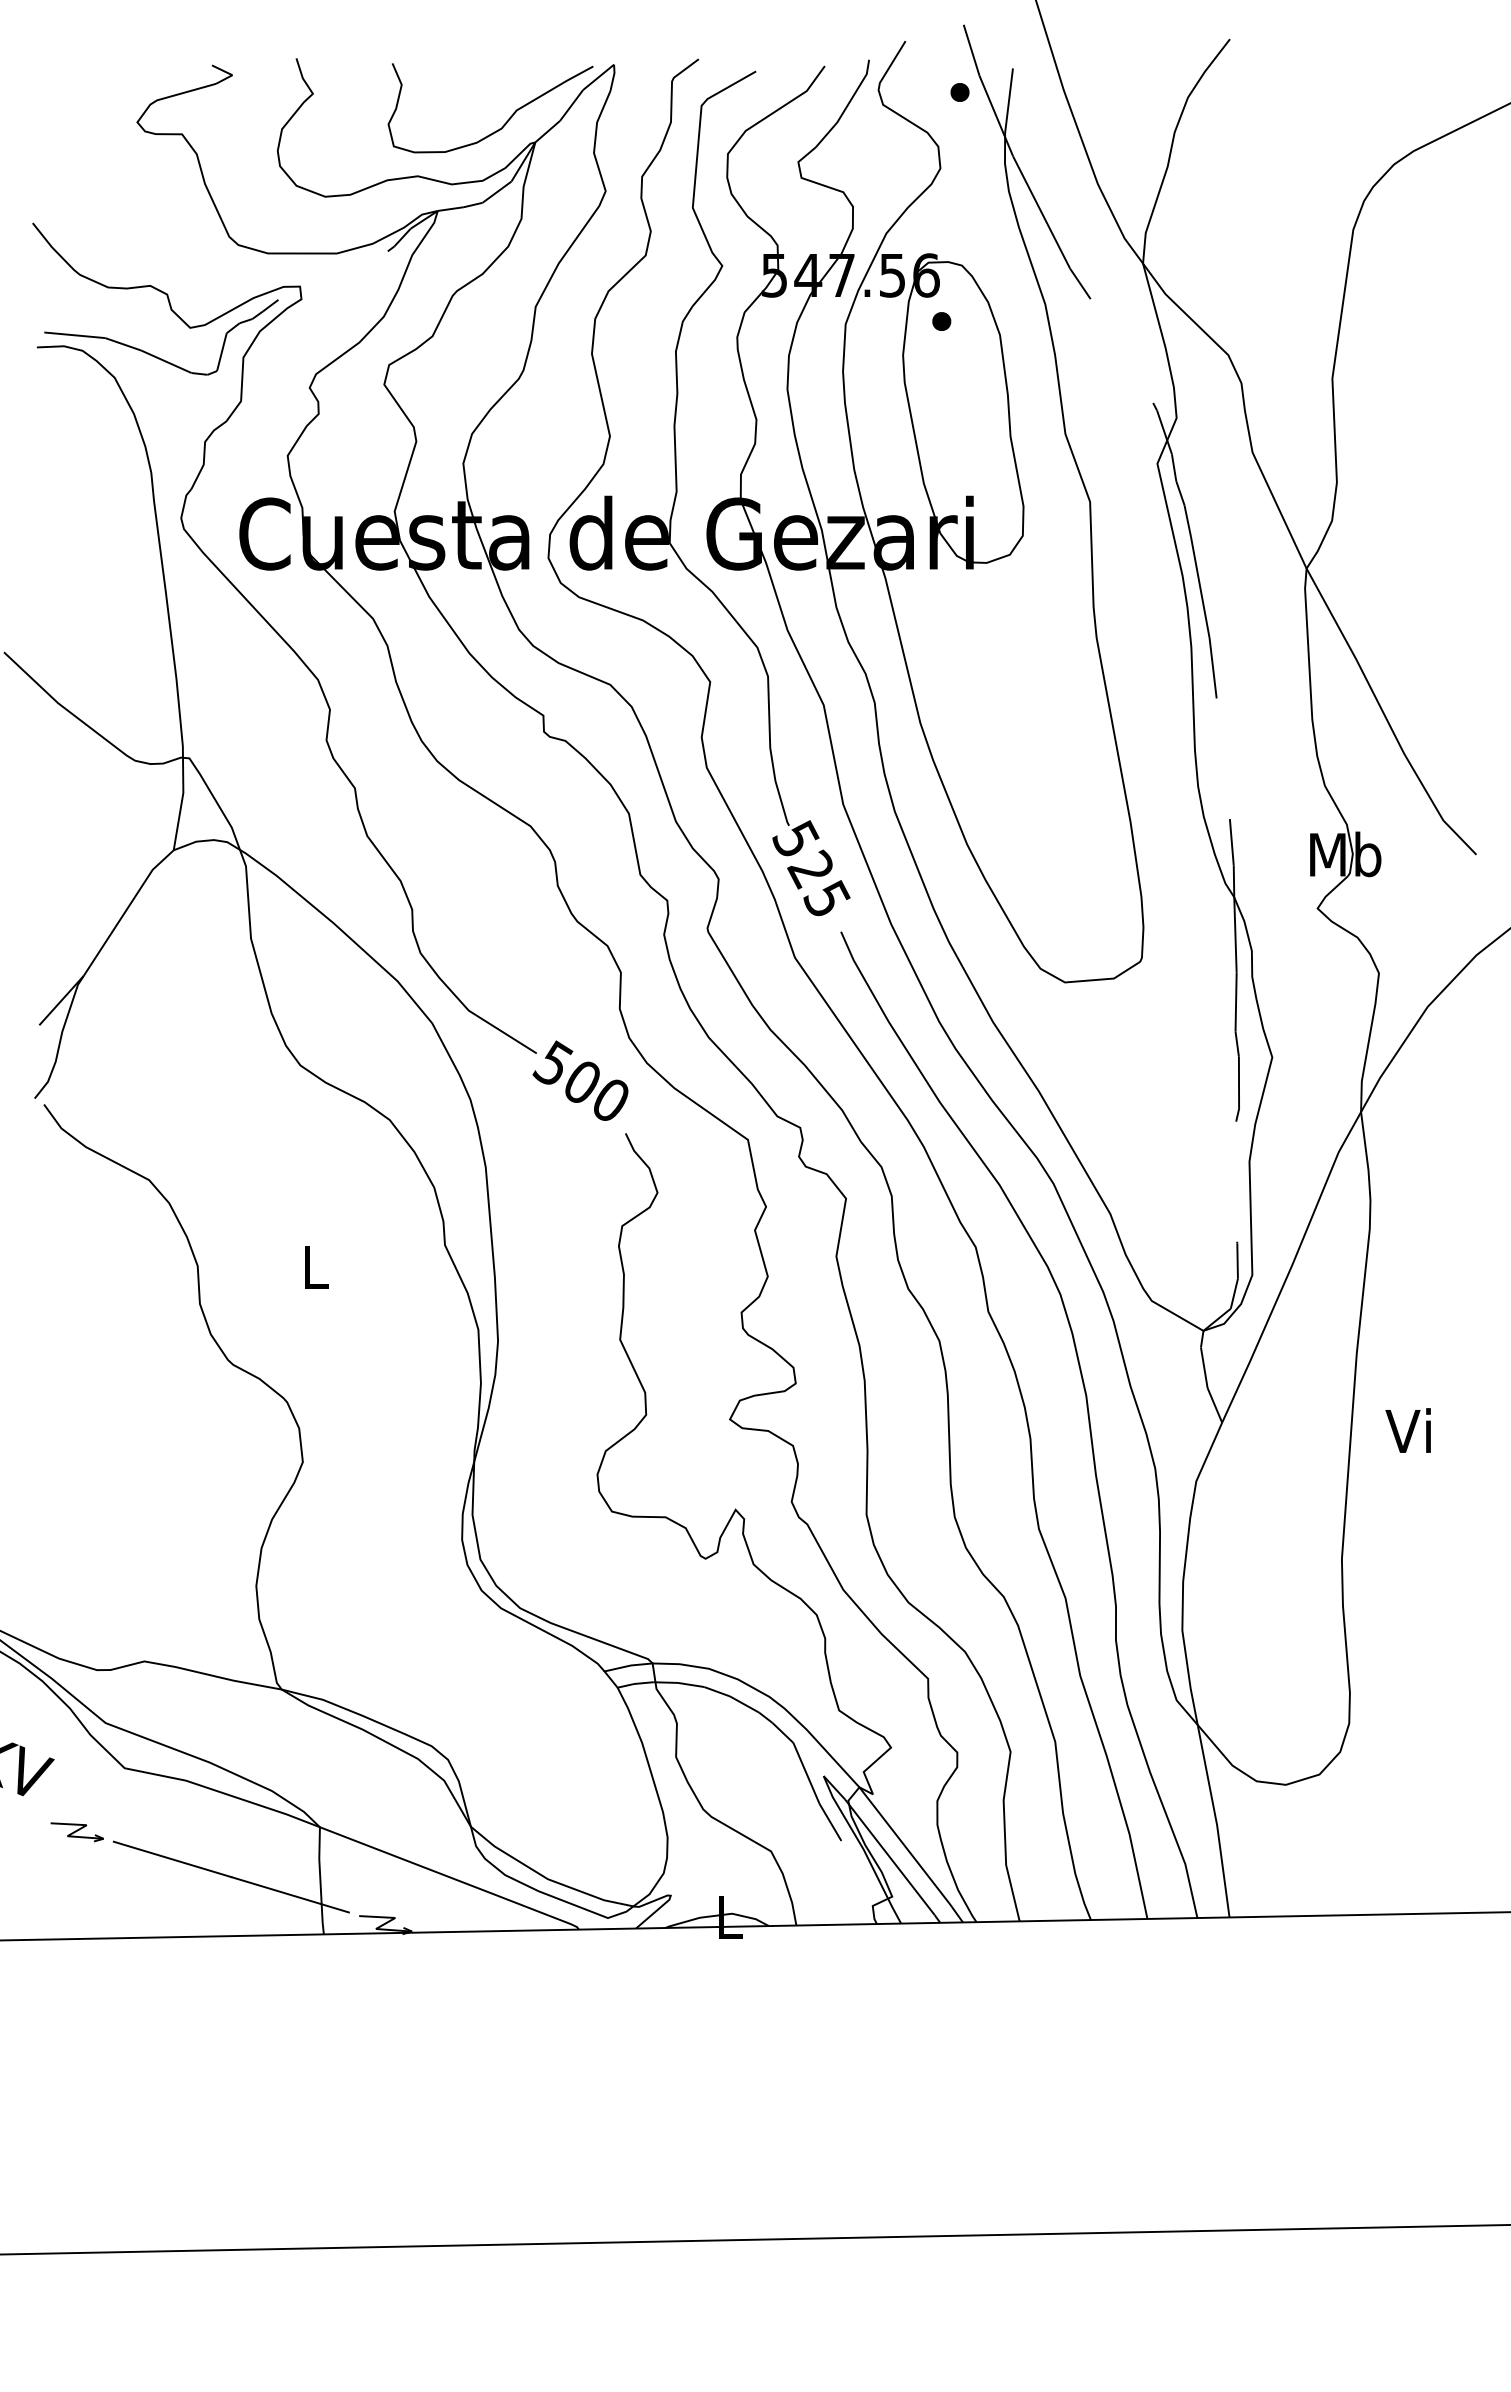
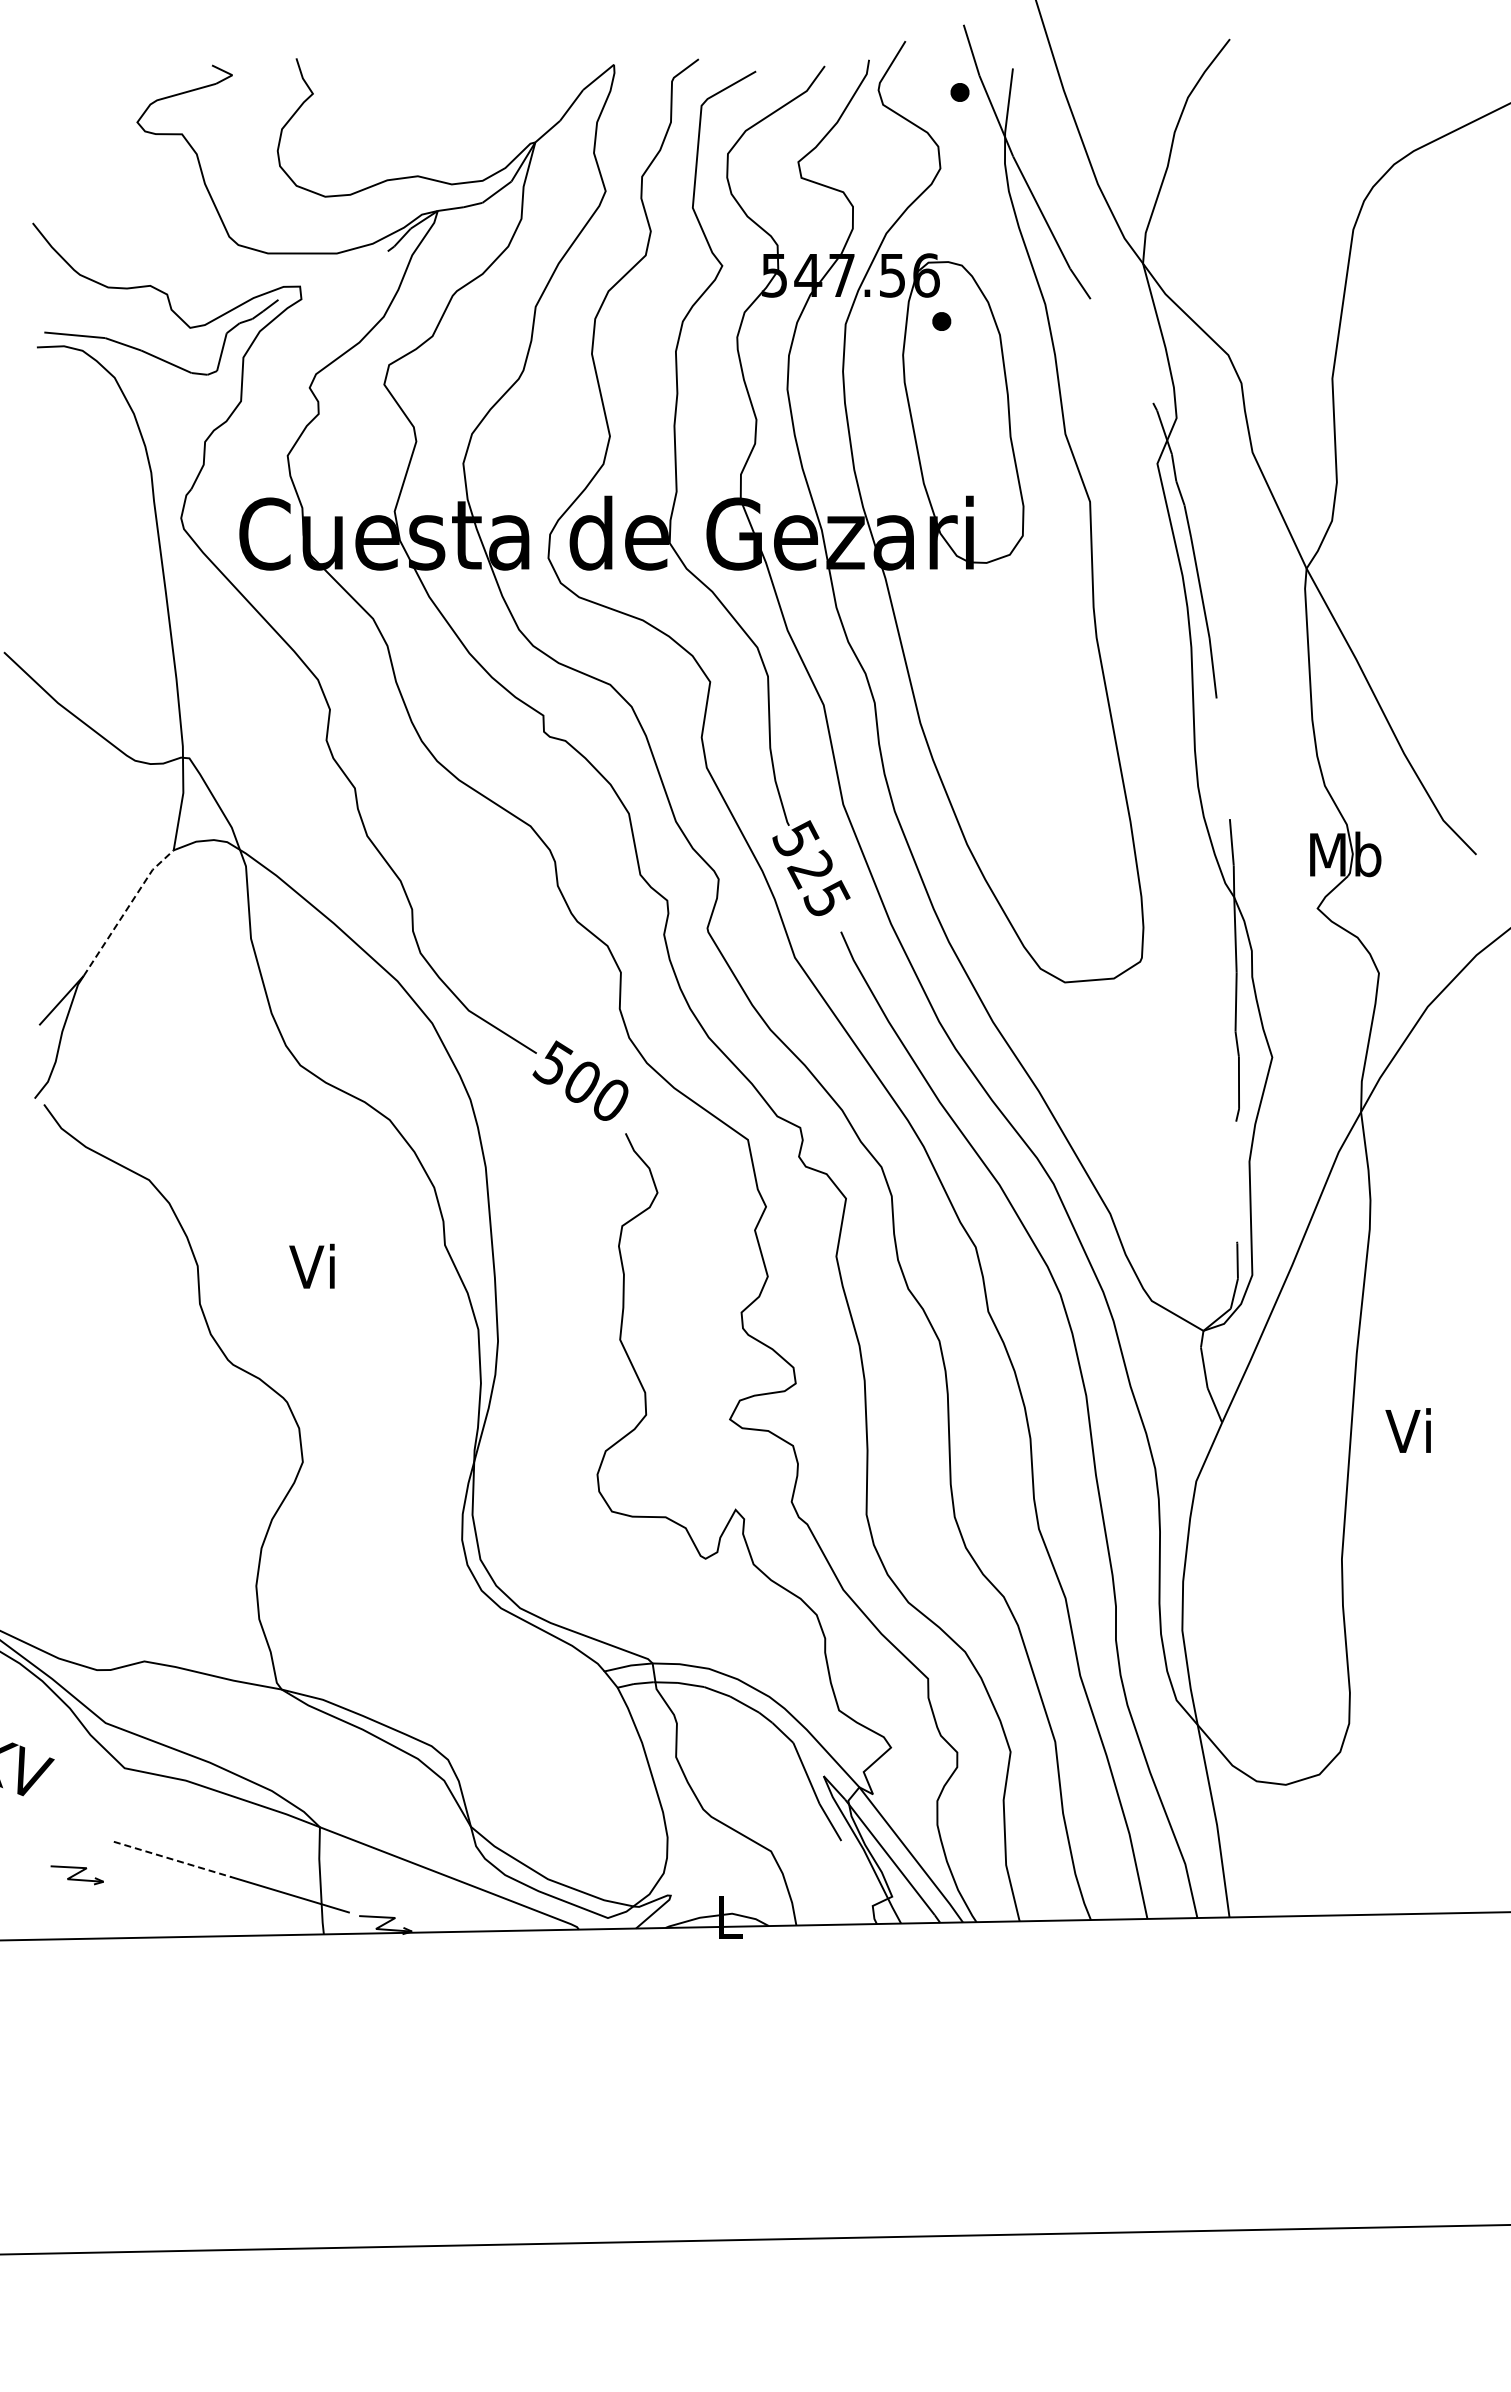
curve: present -> none (505, 122)
line: solid -> dashed (126, 909)
text: L -> Vi (311, 1265)
part position: (76, 1832) -> (76, 1875) (76, 1875)
line: solid -> dashed (173, 1859)
